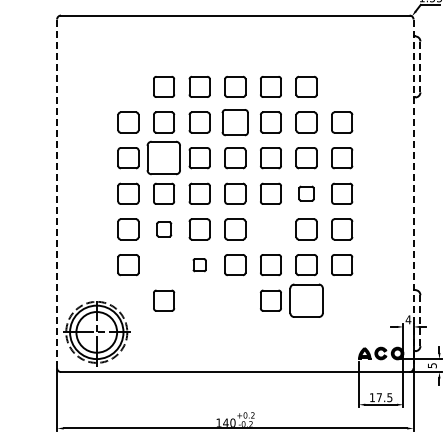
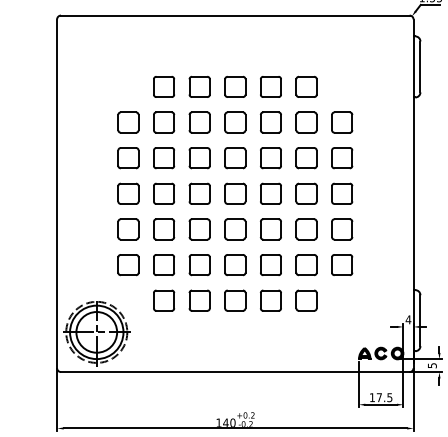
line: dashed -> solid (420, 67)
part size: 28x28 px -> 23x23 px (235, 122)
part size: 35x36 px -> 23x23 px (164, 158)
line: dashed -> solid (57, 193)
part size: 17x17 px -> 23x23 px (306, 193)
line: dashed -> solid (413, 193)
part size: 17x17 px -> 23x23 px (164, 229)
part: none -> present (270, 229)
part: none -> present (164, 264)
part size: 15x15 px -> 23x23 px (199, 265)
part: none -> present (199, 300)
part: none -> present (235, 300)
part size: 35x35 px -> 23x23 px (306, 300)
line: dashed -> solid (420, 320)
